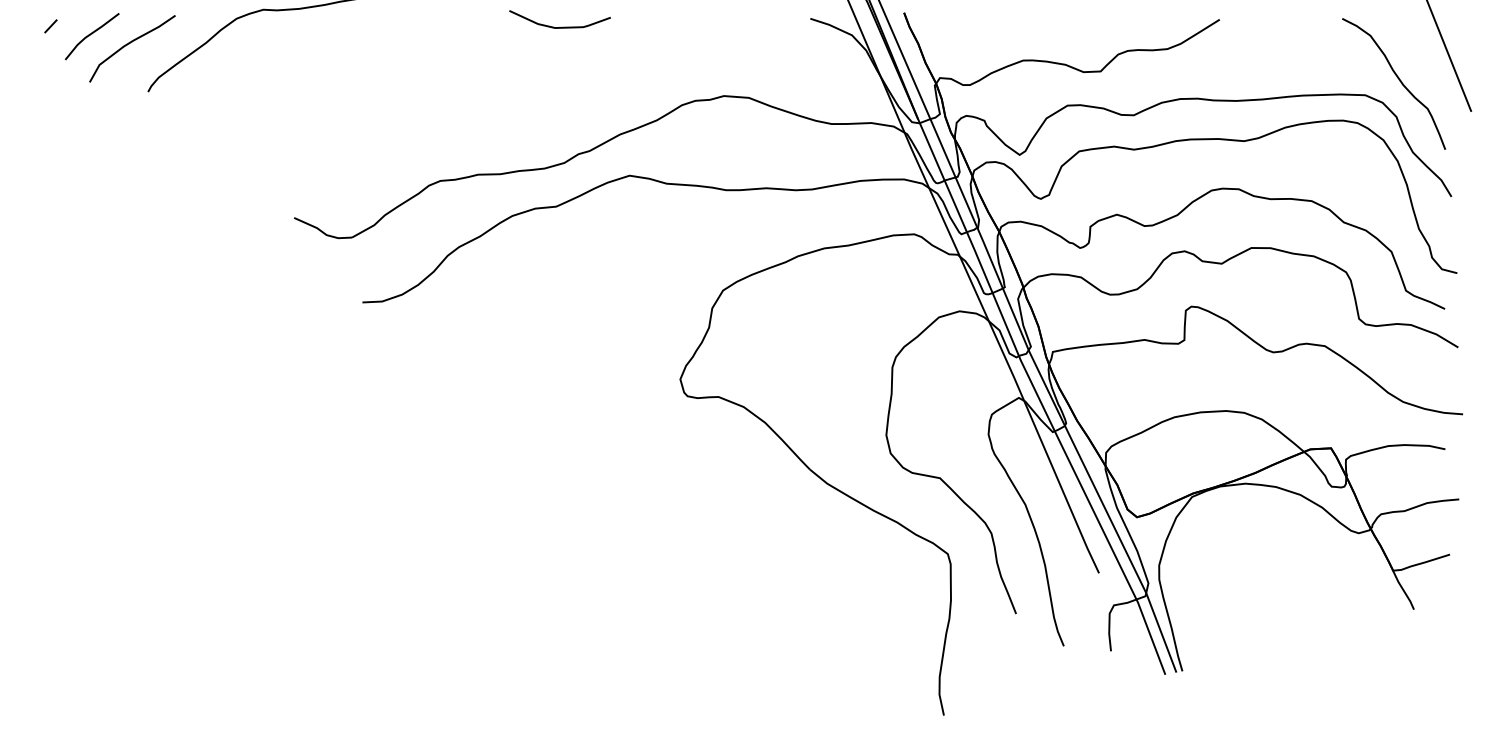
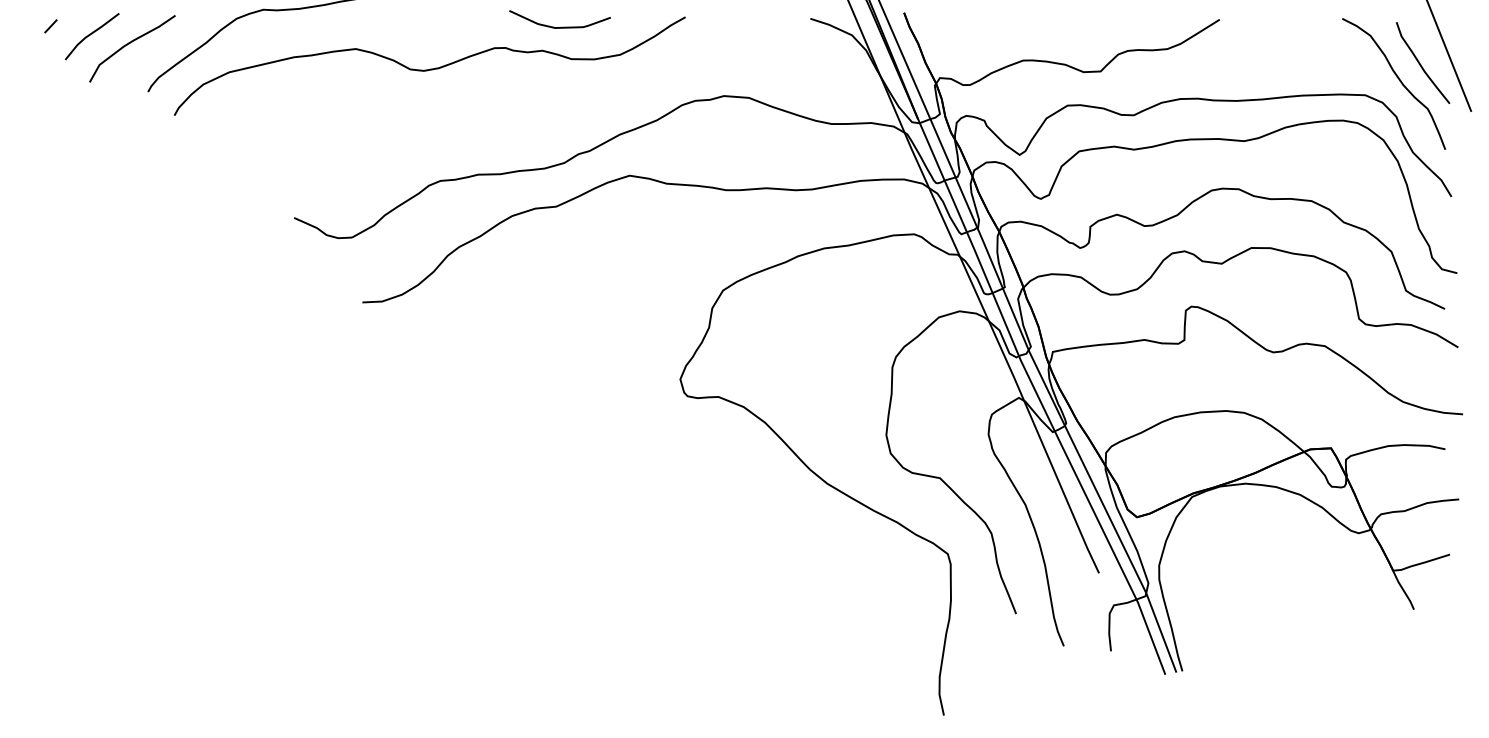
curve: none -> present (1421, 64)
curve: none -> present (430, 68)
